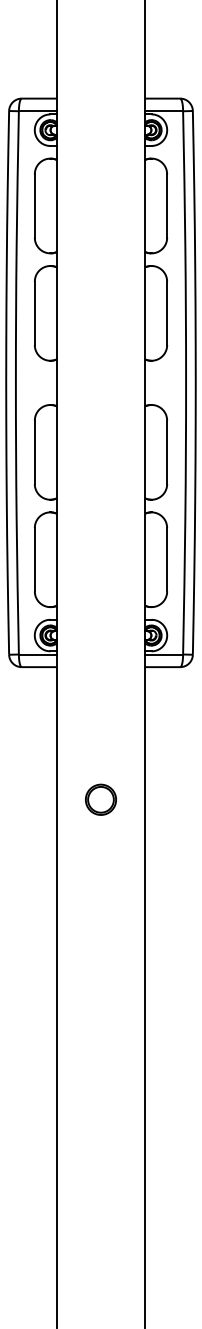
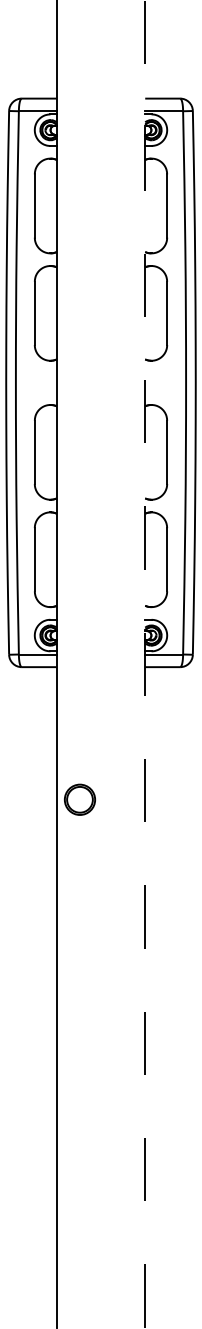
line: solid -> dashed (145, 663)
part position: (100, 799) -> (79, 799) (79, 799)
